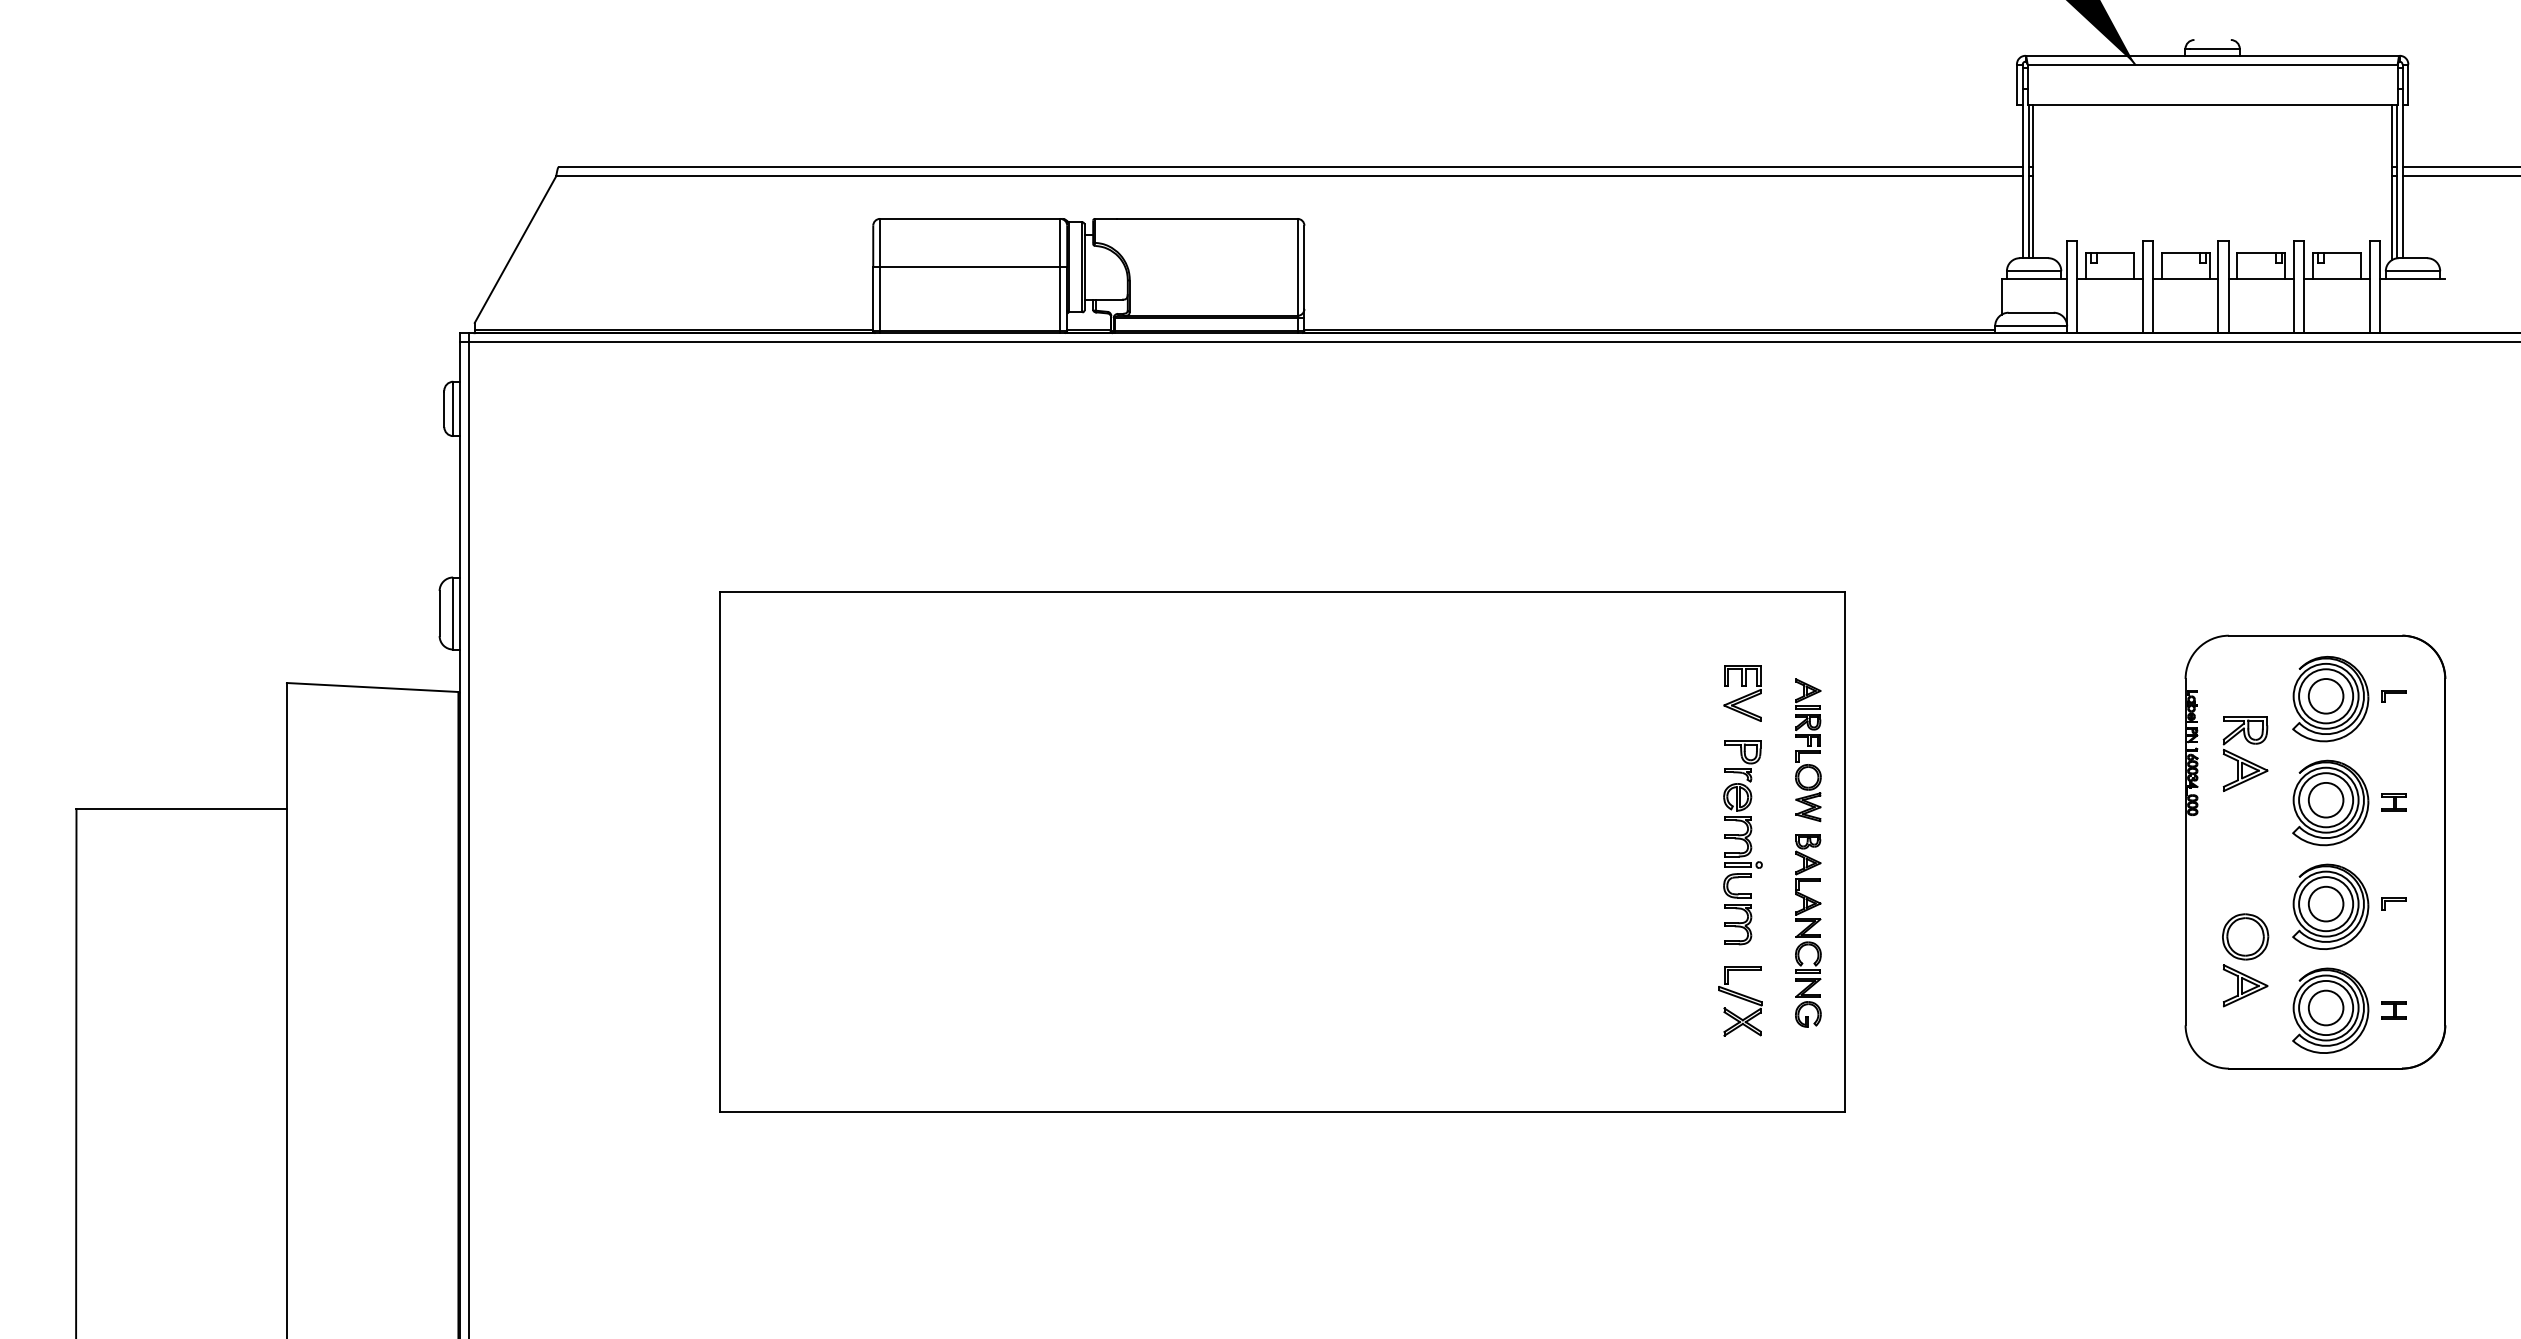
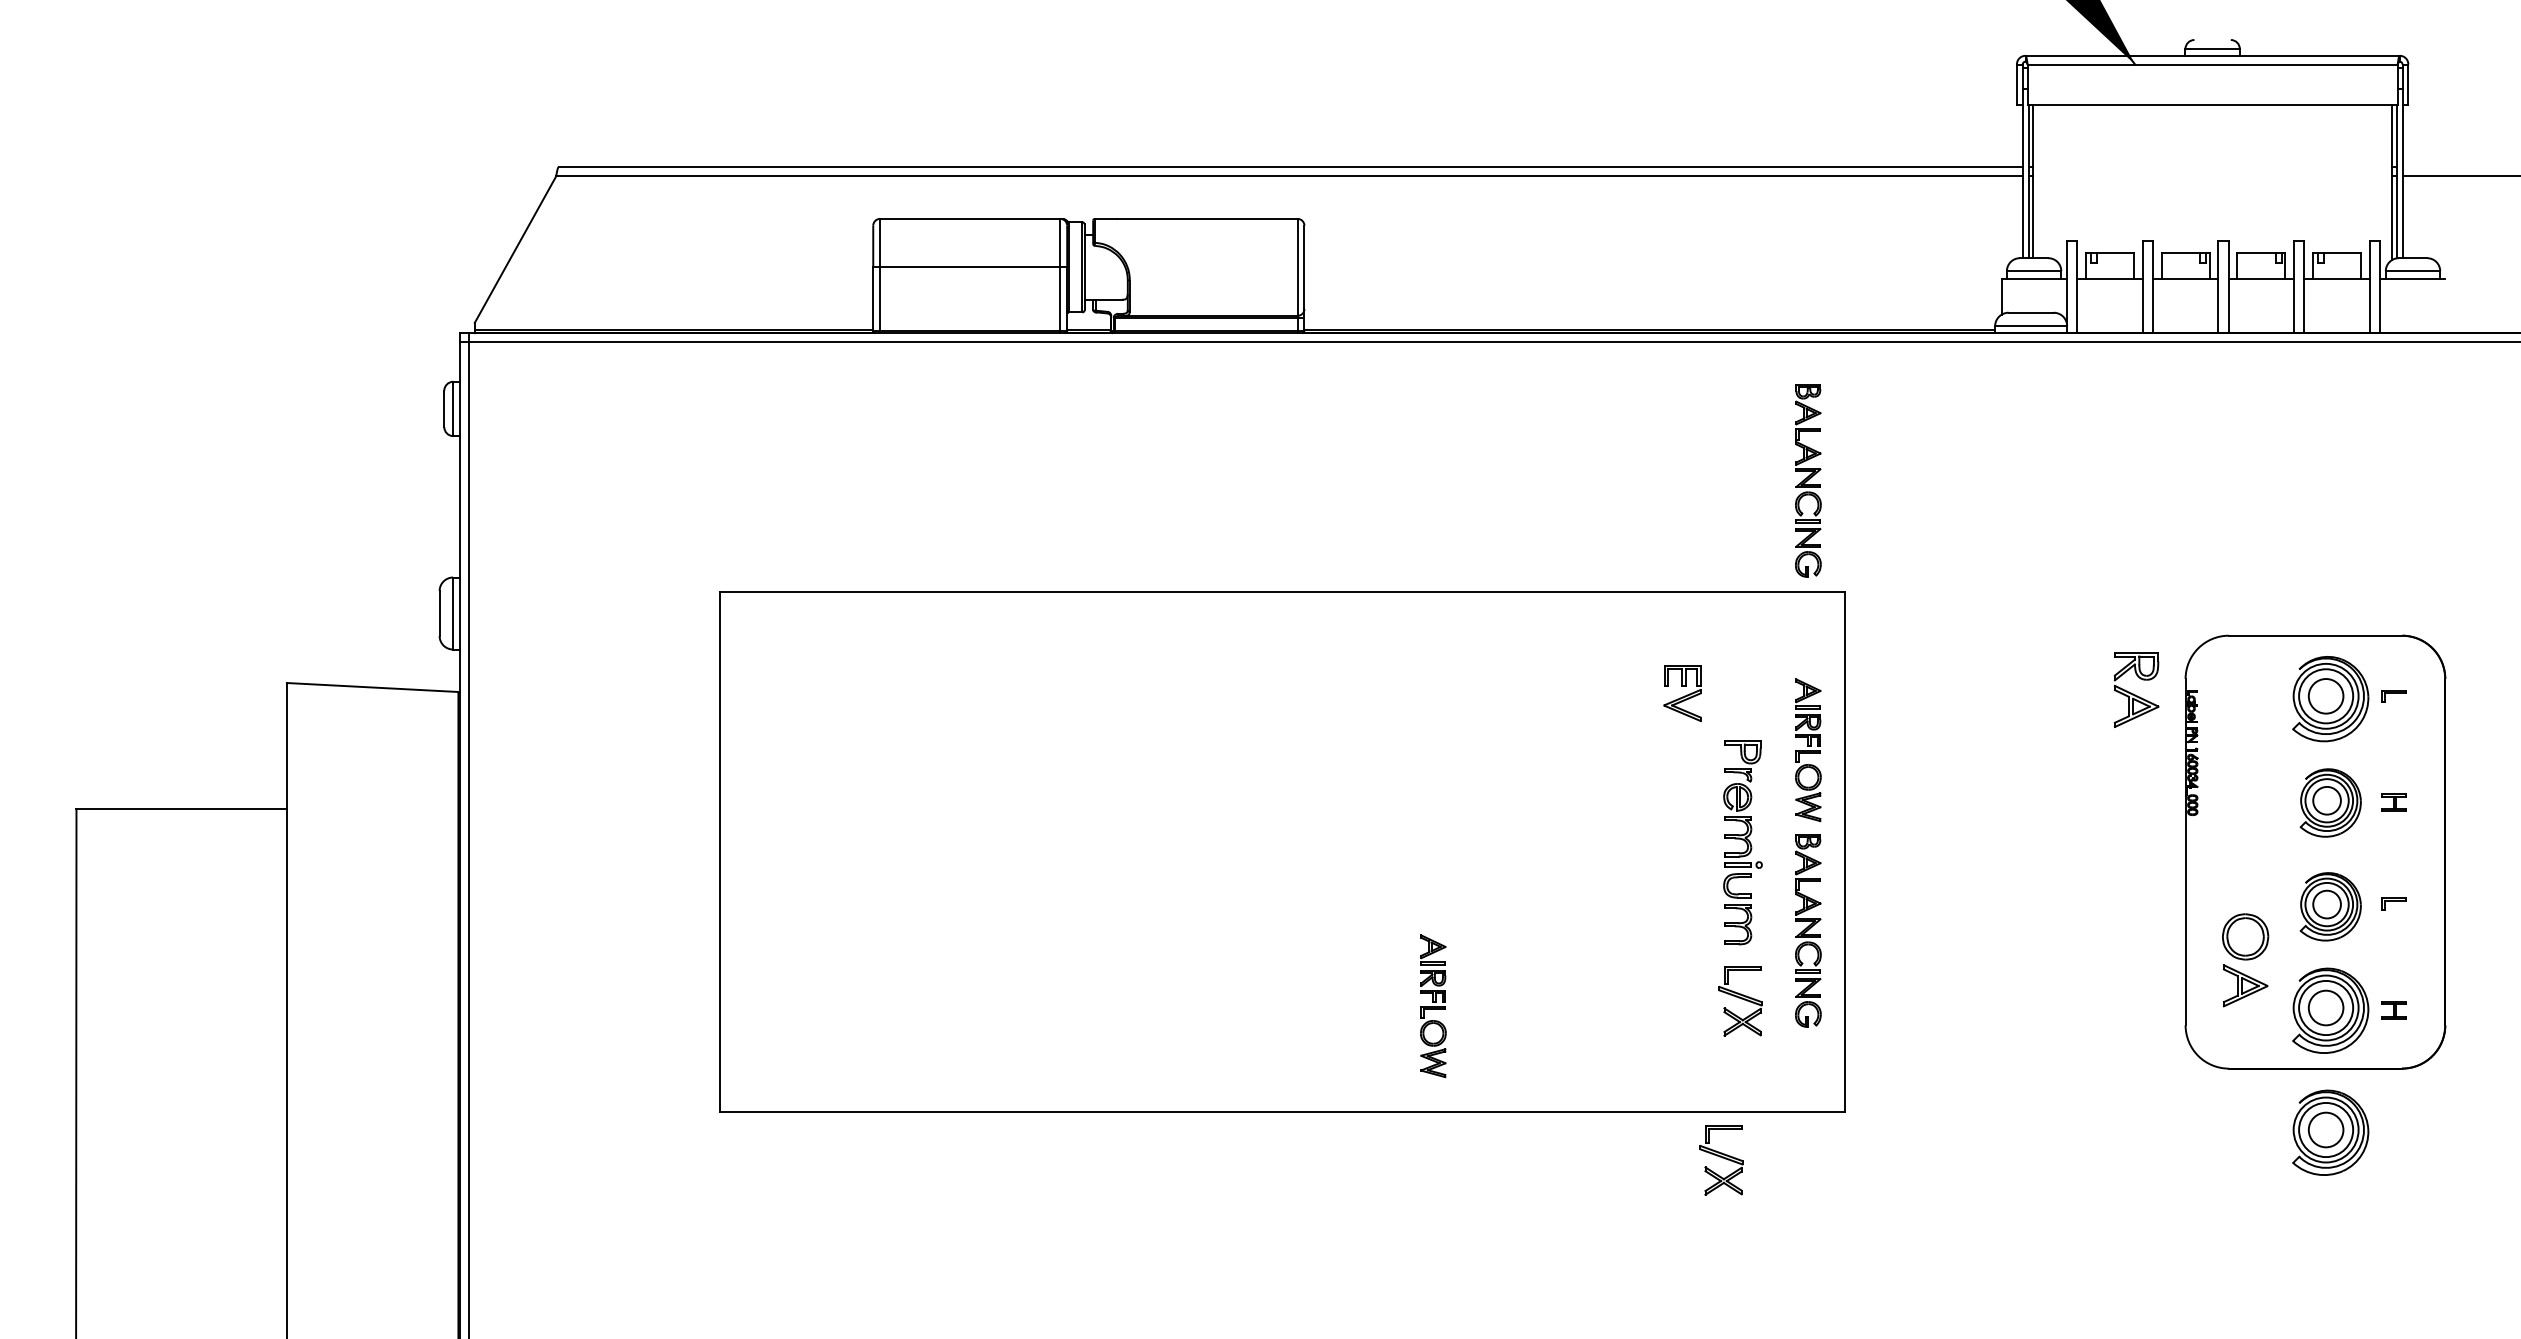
line: present -> none (2459, 167)
part: none -> present (1808, 480)
part position: (1742, 693) -> (1682, 693) (1682, 693)
part position: (2245, 753) -> (2136, 689) (2136, 689)
part size: 78x88 px -> 63x70 px (2330, 802)
part size: 78x87 px -> 63x70 px (2330, 906)
part: none -> present (1433, 1006)
part: none -> present (2330, 1132)
part: none -> present (1721, 1160)
